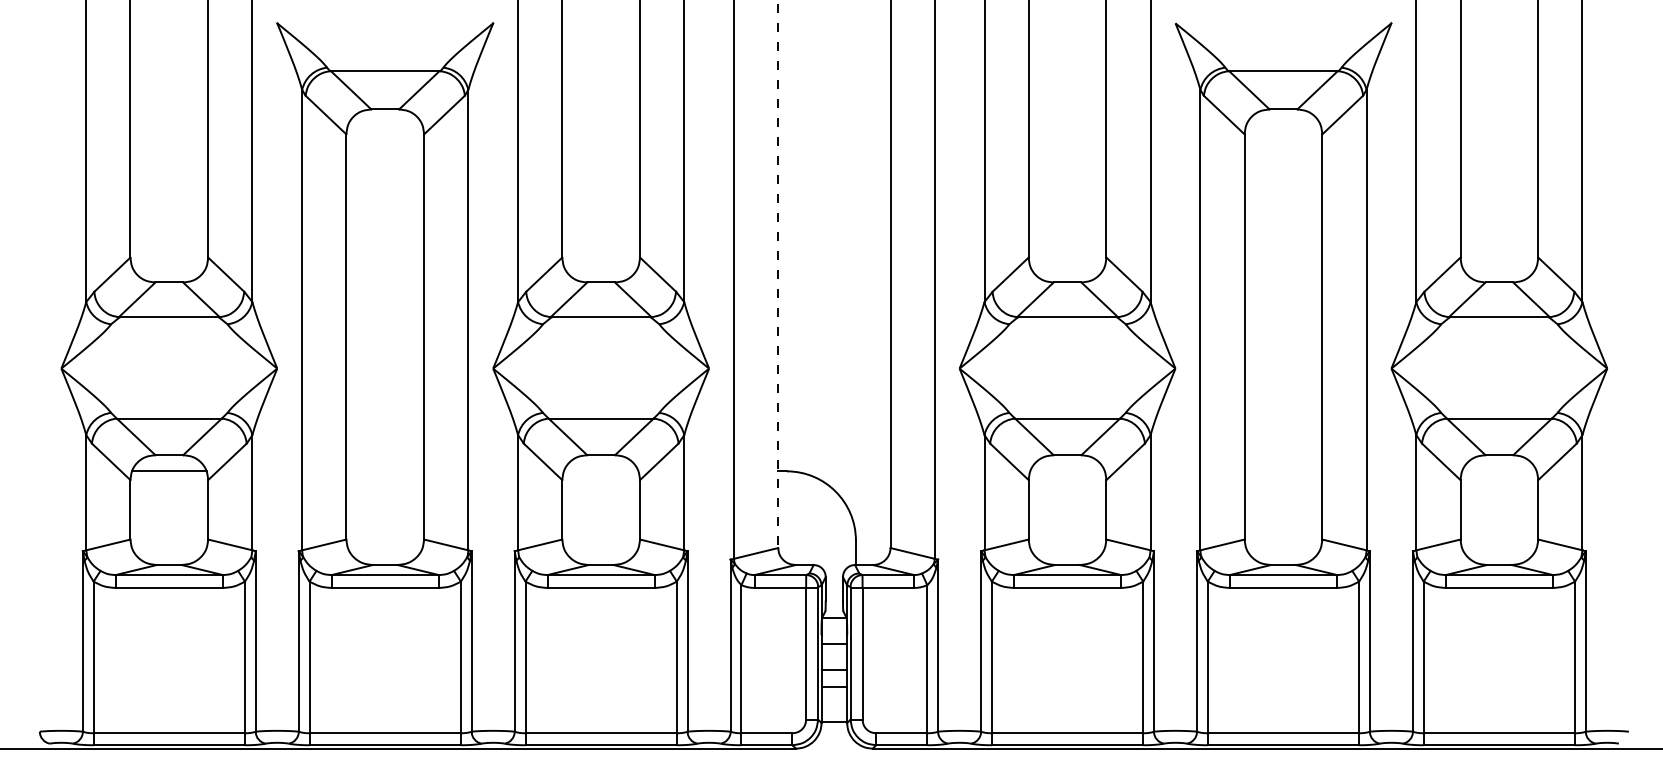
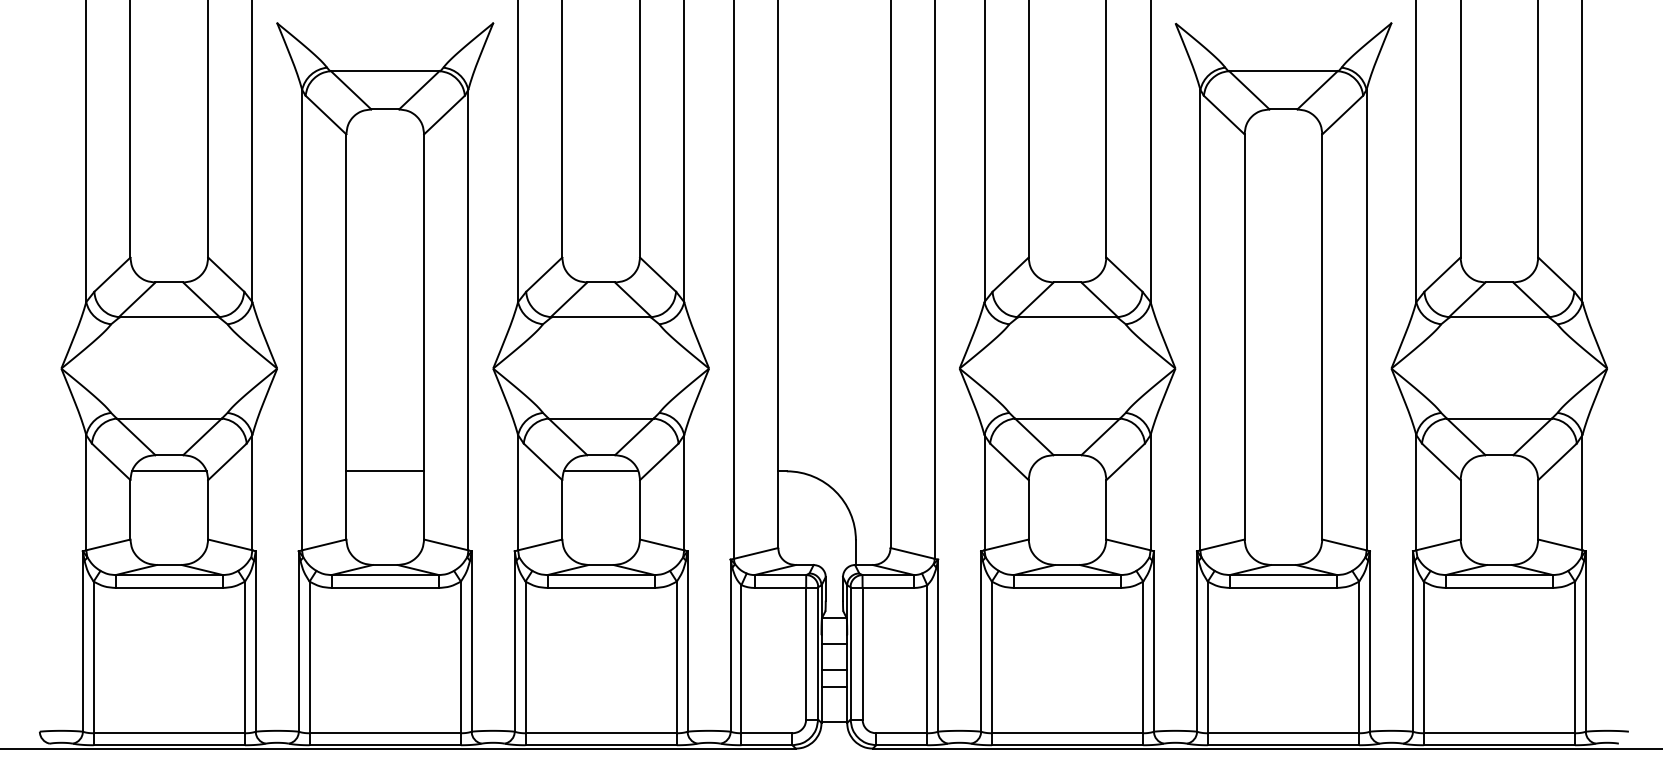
line: dashed -> solid (778, 274)
line: none -> present (385, 471)
line: none -> present (600, 471)
